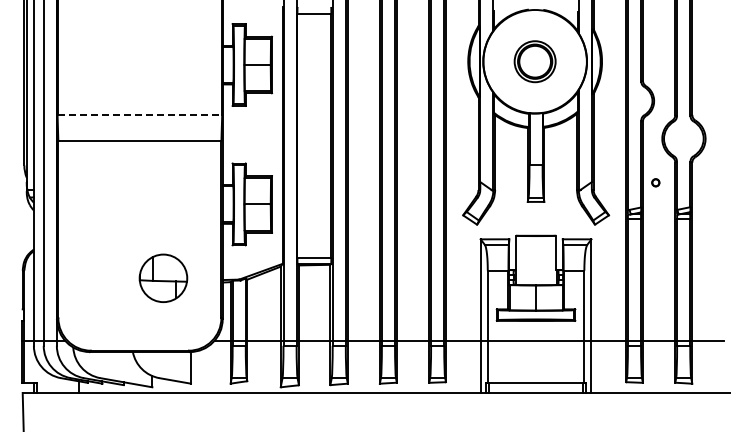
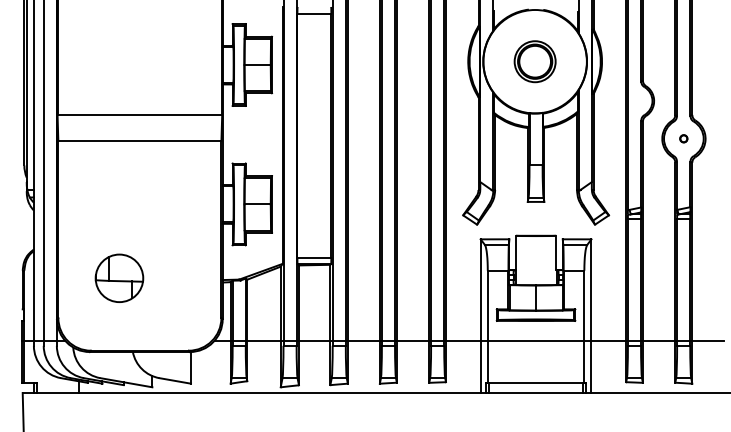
line: dashed -> solid (140, 115)
part position: (655, 182) -> (683, 138) (683, 138)
part position: (163, 277) -> (119, 277) (119, 277)
